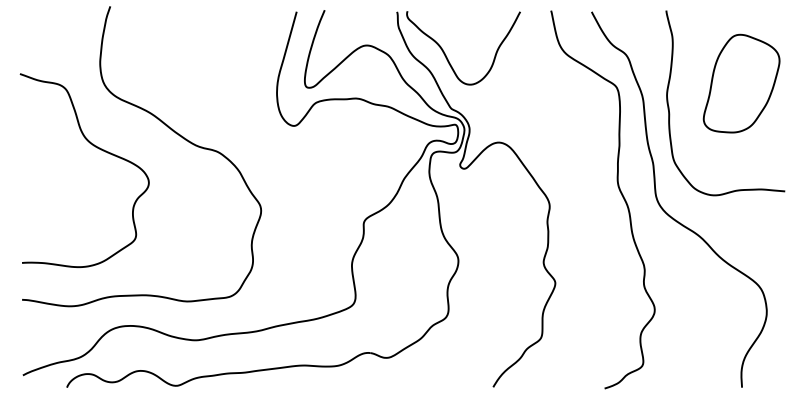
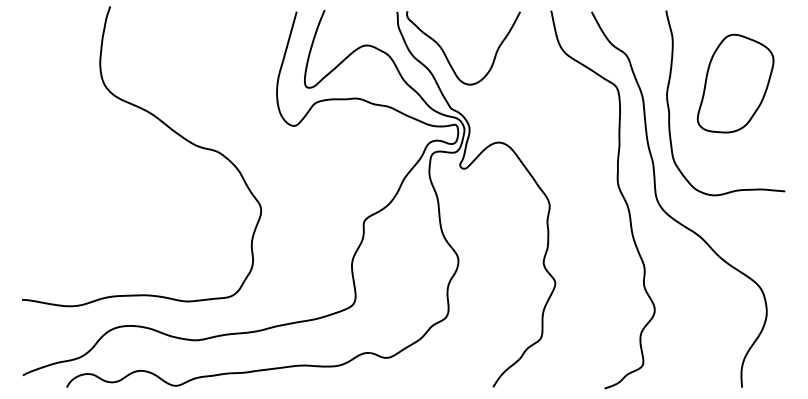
part position: (741, 83) -> (735, 83) (735, 83)
curve: present -> none (95, 147)
